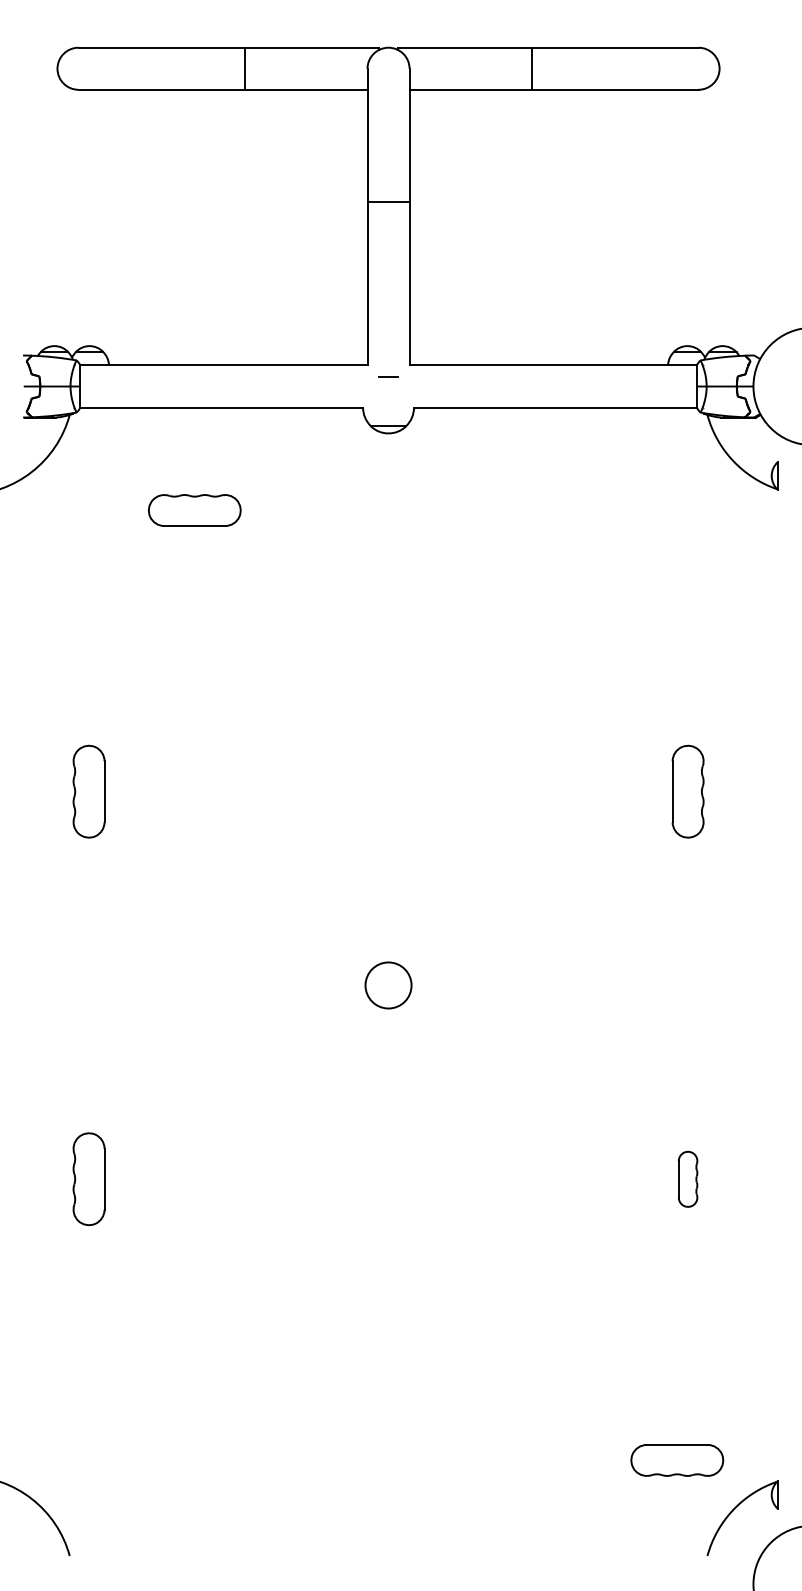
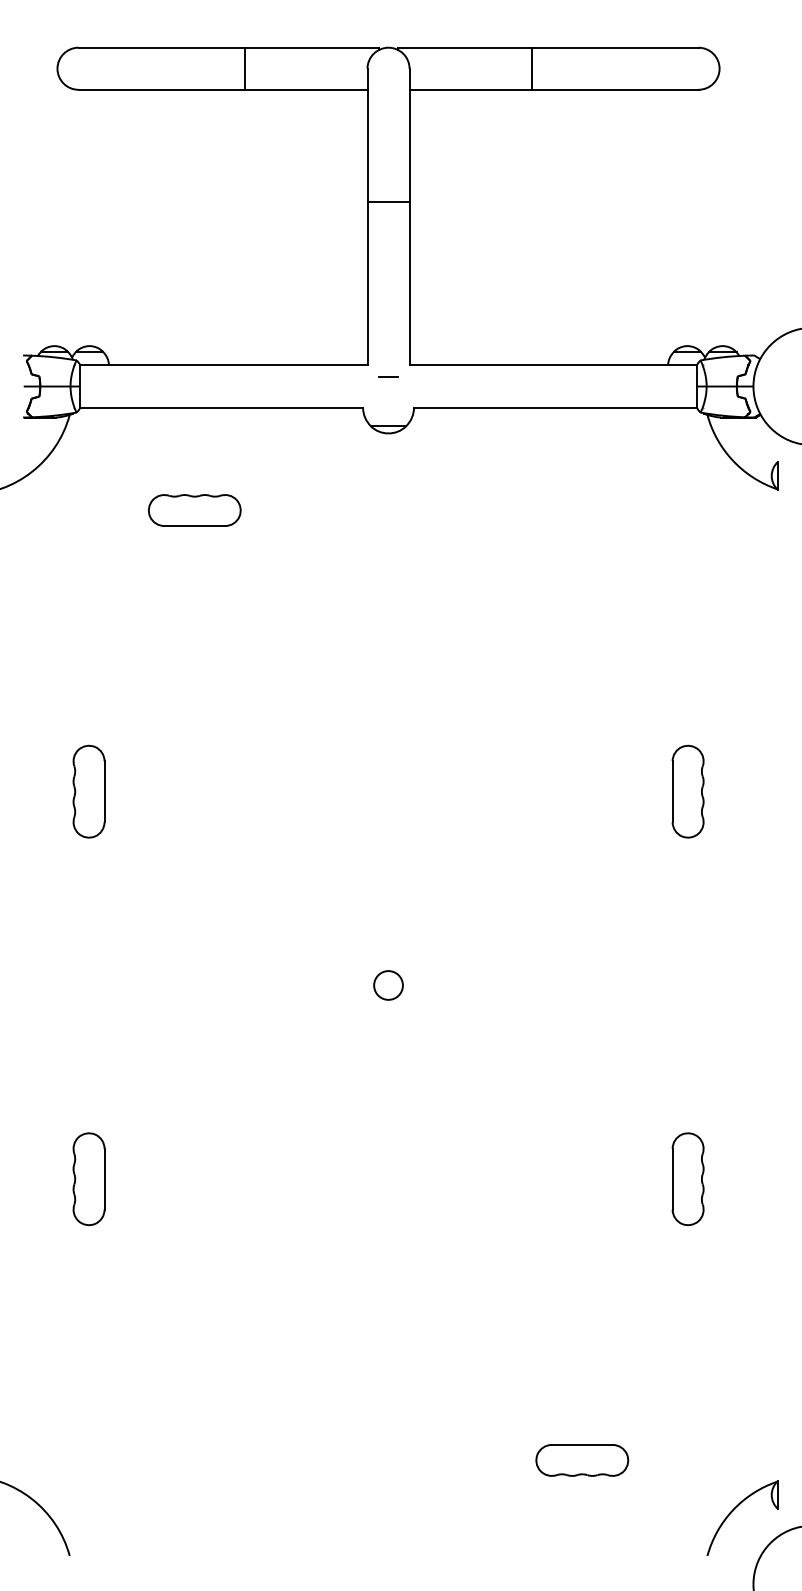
circle diameter: 46 px -> 29 px (388, 985)
part size: 22x58 px -> 34x95 px (687, 1179)
part position: (677, 1460) -> (582, 1460) (582, 1460)
